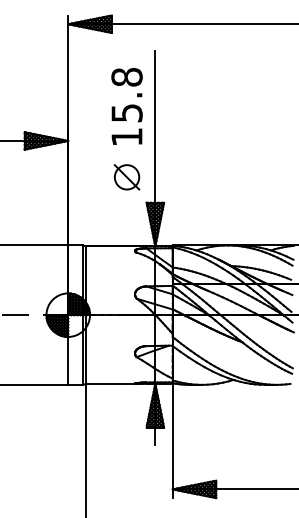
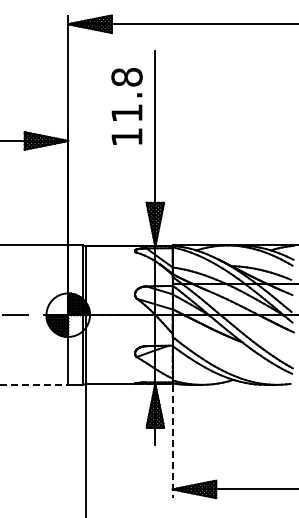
text: 15.8 -> 11.8 (126, 113)
part: present -> none (126, 177)
line: solid -> dashed (34, 384)
line: solid -> dashed (172, 441)
